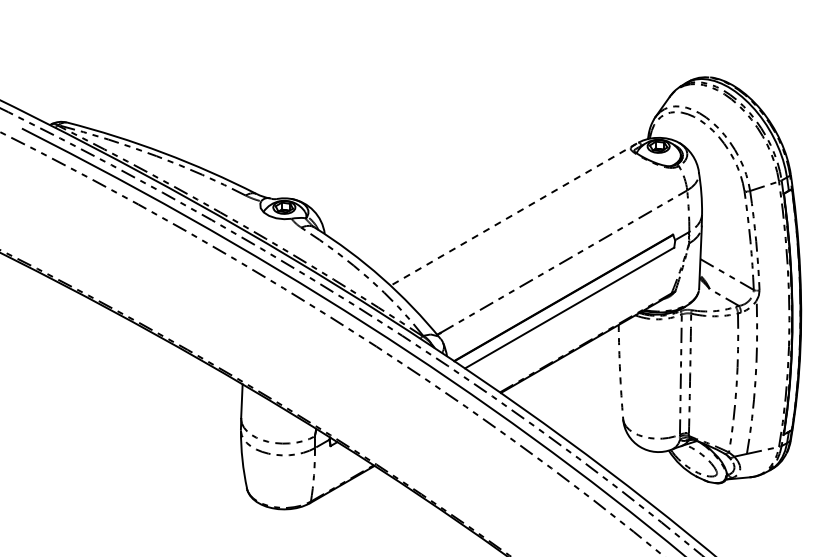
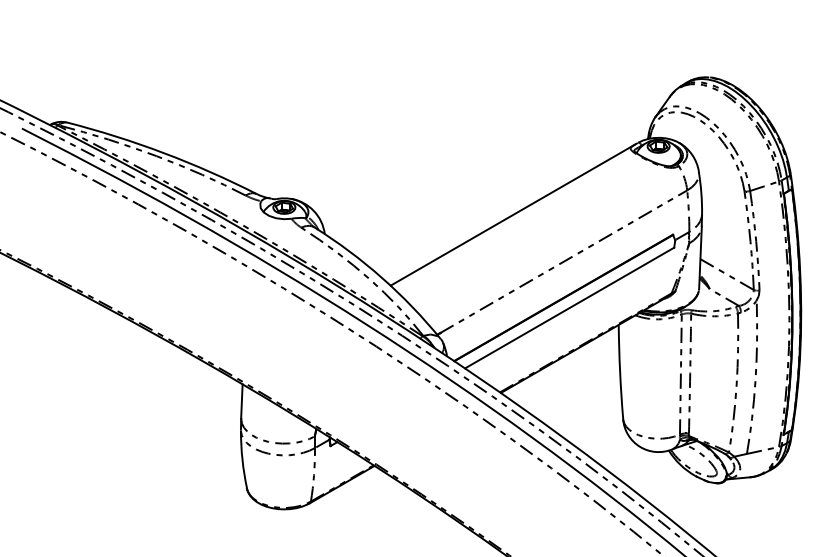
line: dashed -> solid (513, 214)
arc: dashed -> solid (620, 372)
